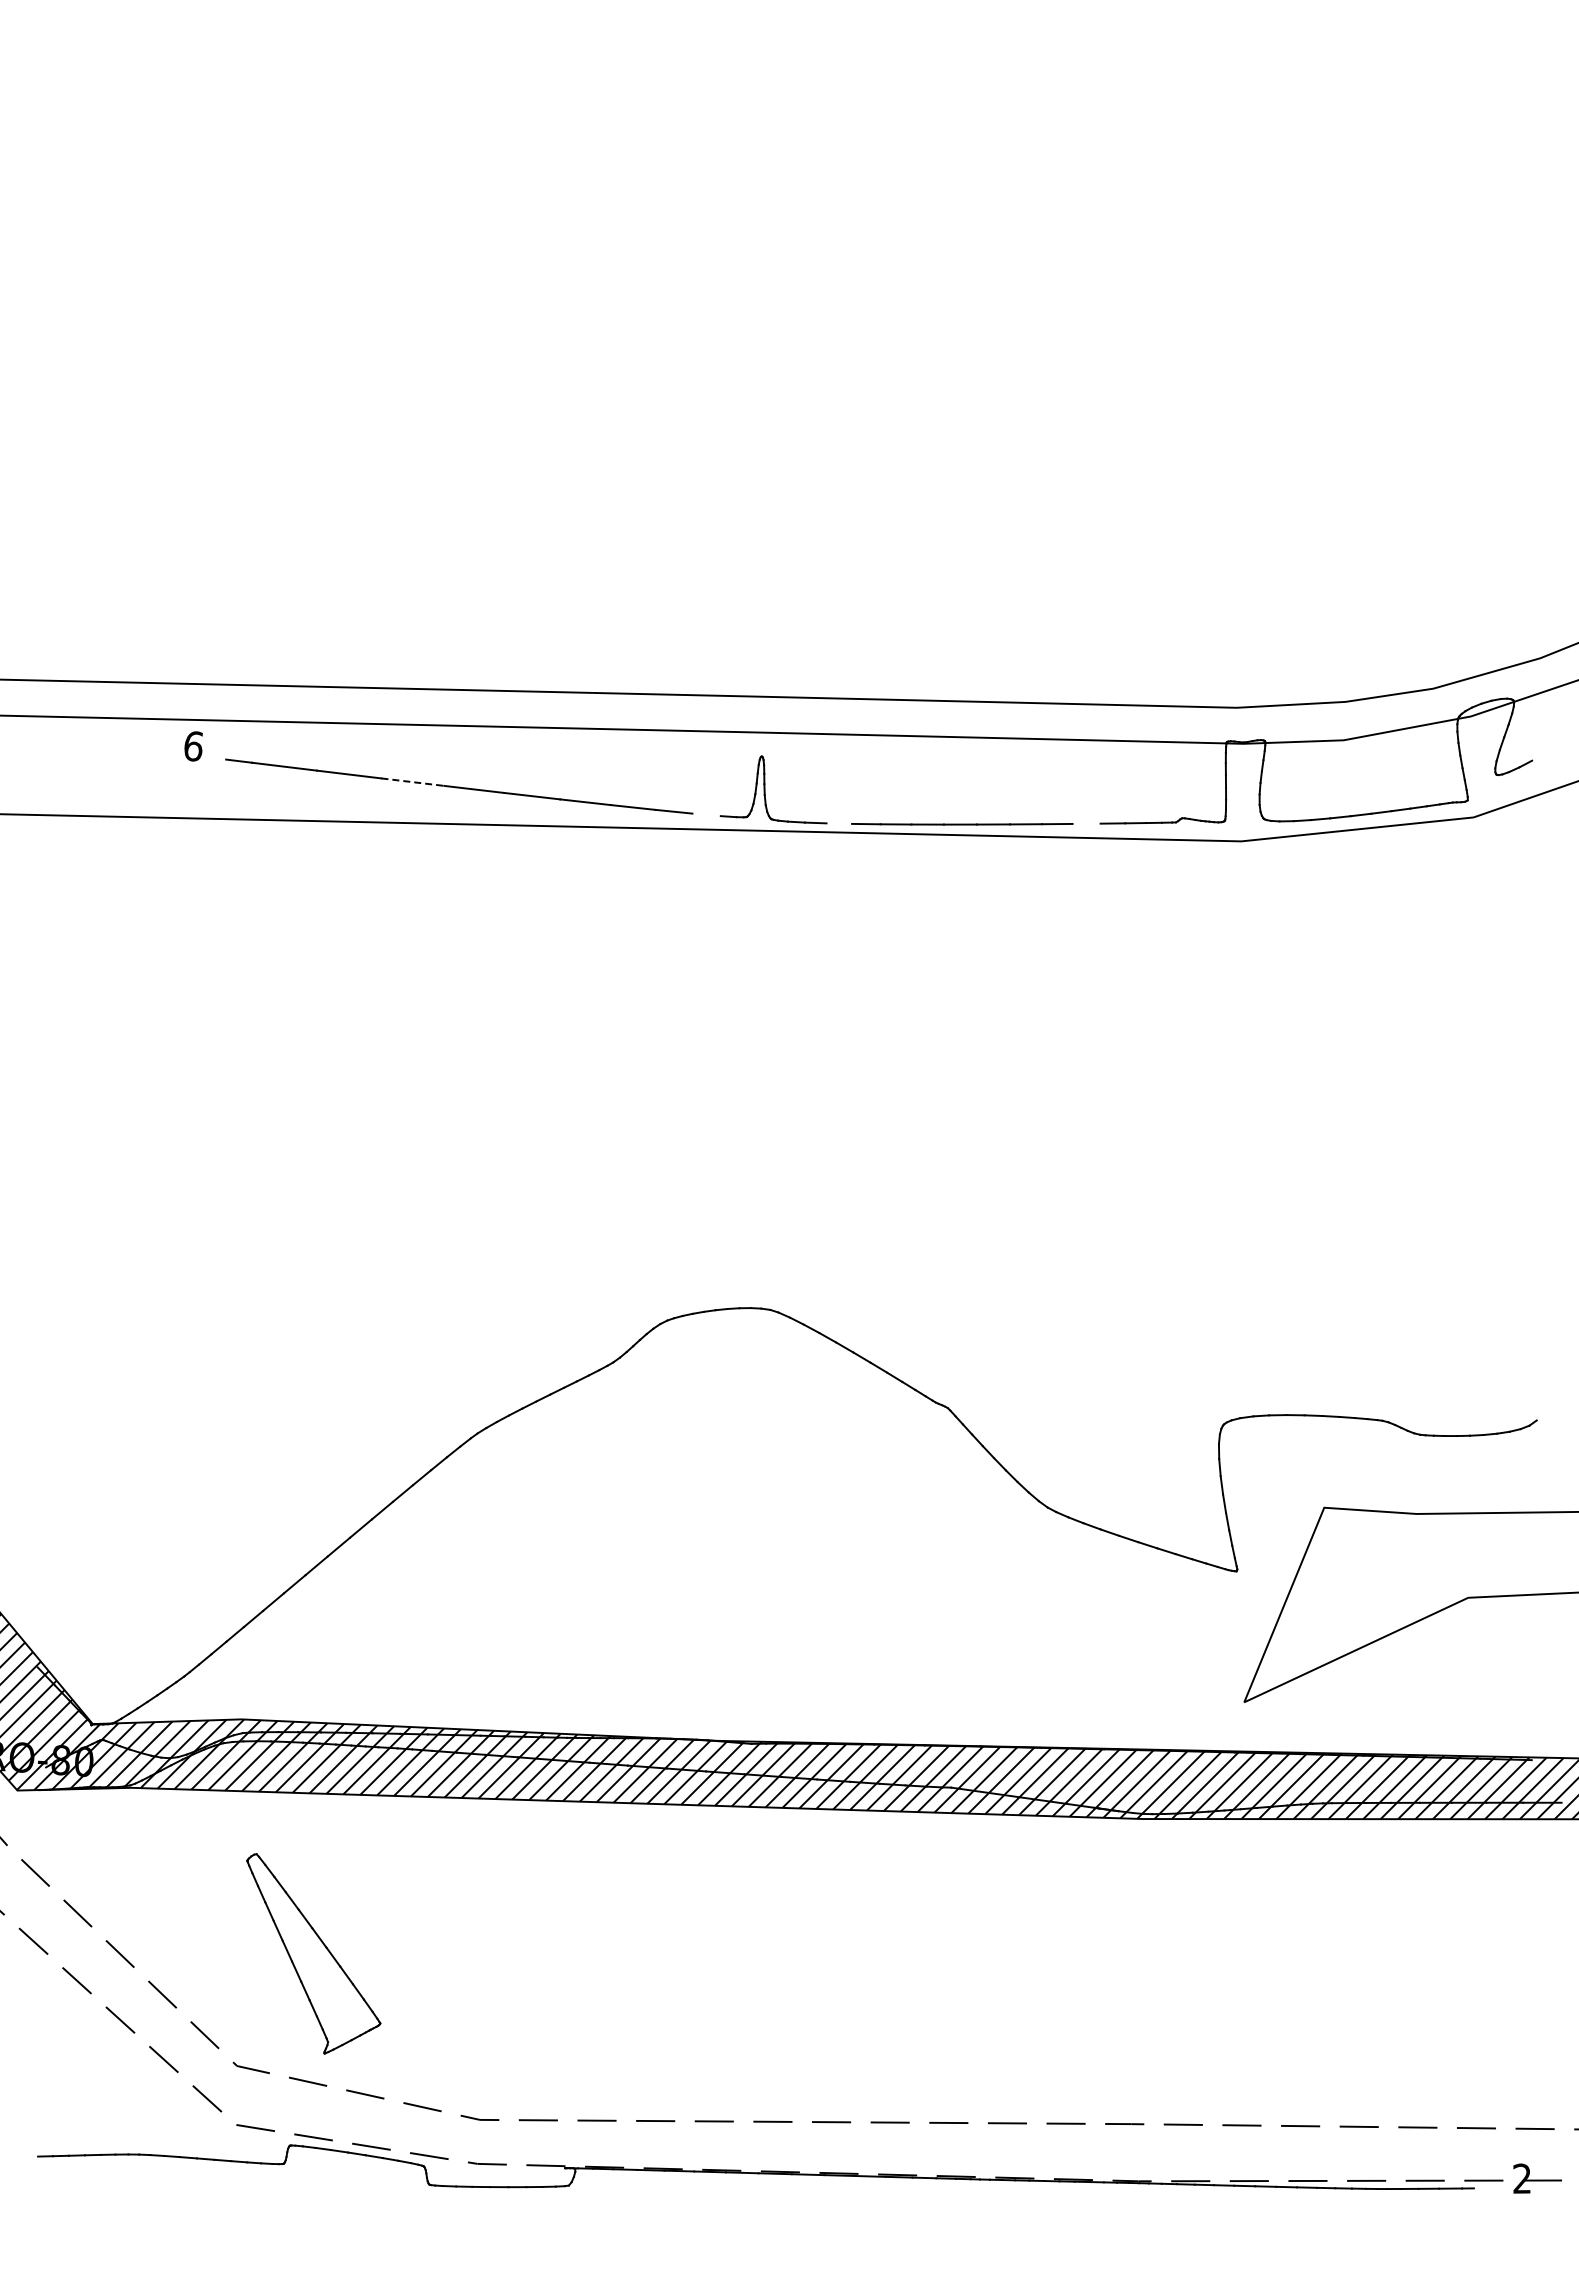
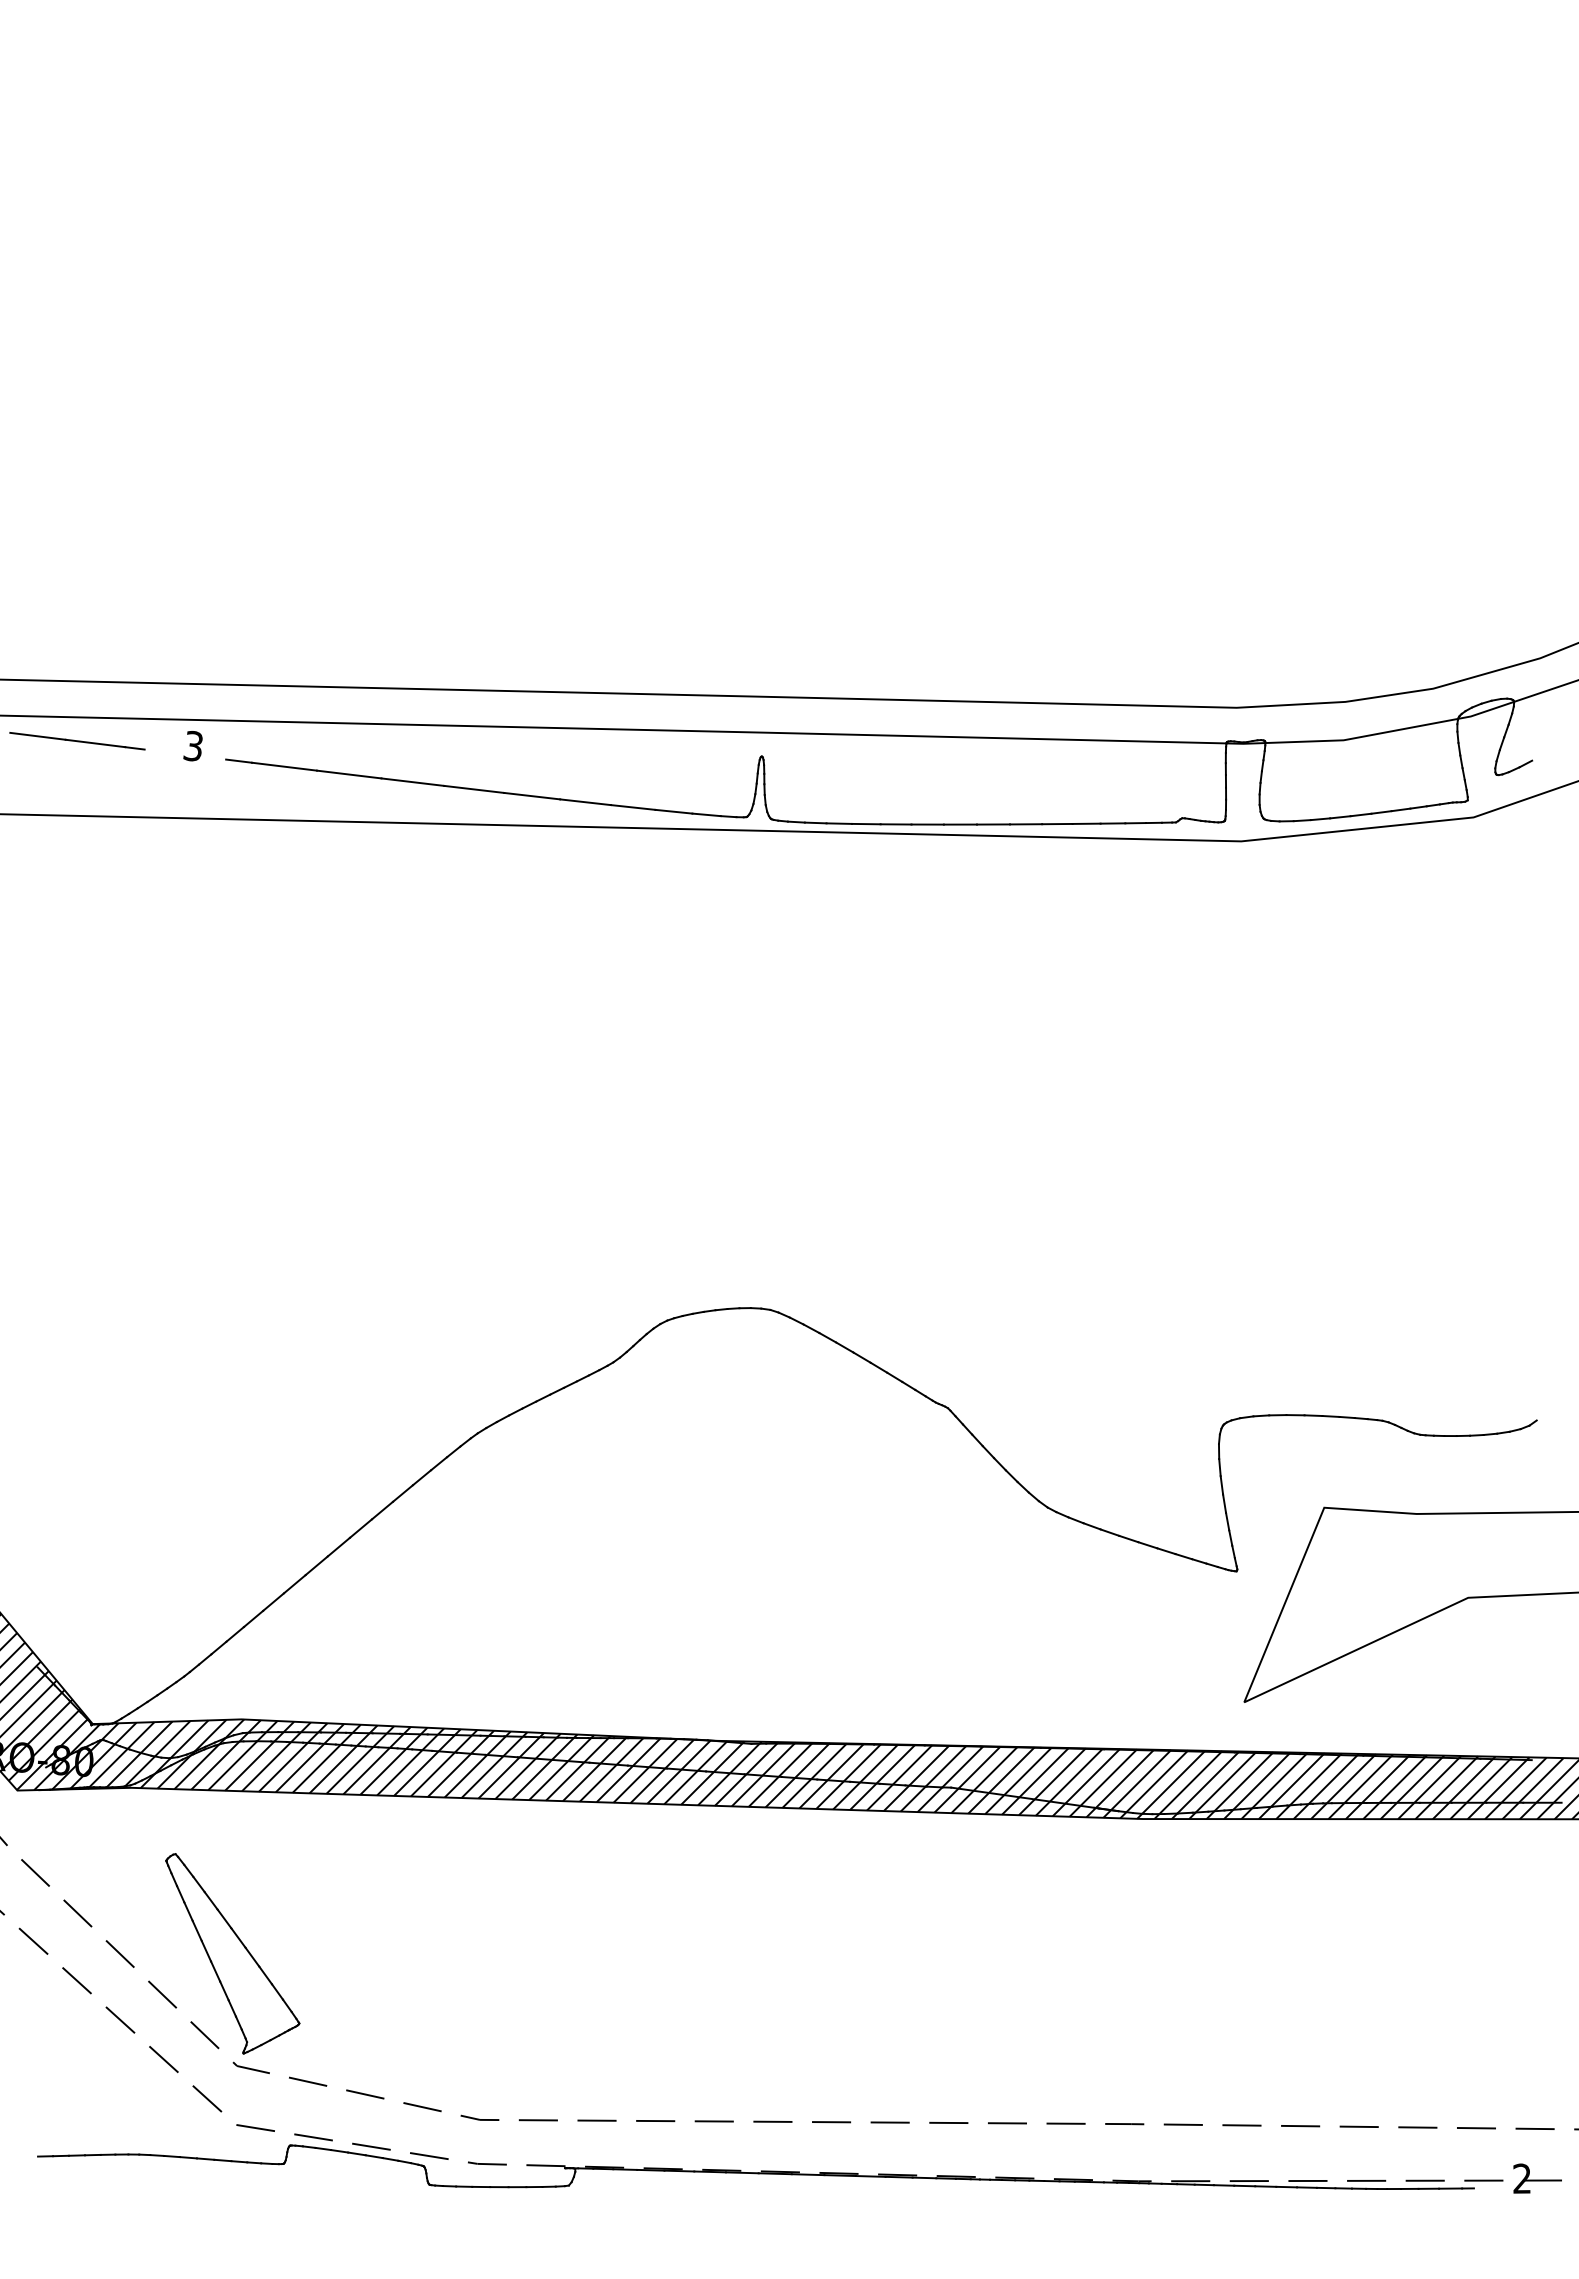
line: none -> present (77, 741)
text: 6 -> 3 (192, 746)
line: dashed -> solid (412, 782)
line: none -> present (706, 814)
line: none -> present (839, 823)
line: none -> present (1086, 823)
part position: (313, 1953) -> (232, 1953) (232, 1953)
